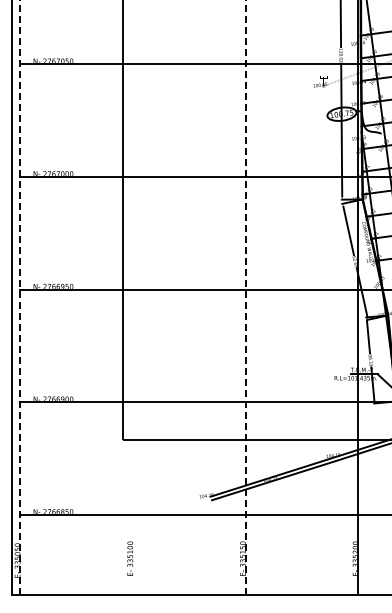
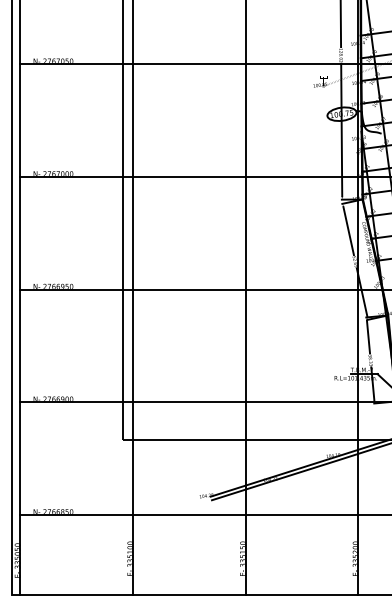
line: dashed -> solid (20, 297)
line: dashed -> solid (245, 297)
line: none -> present (133, 298)
